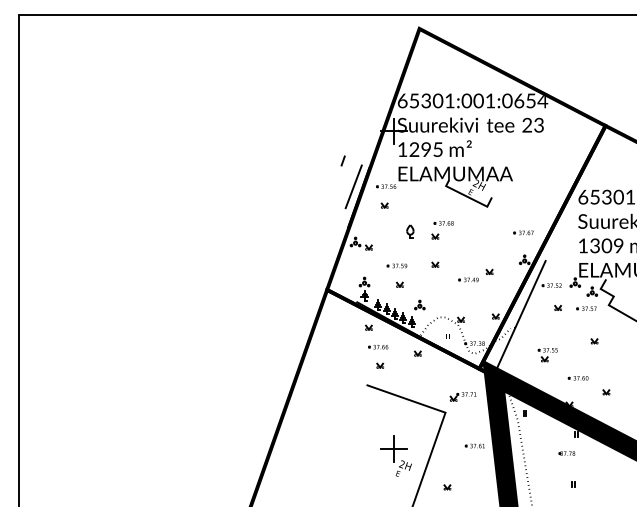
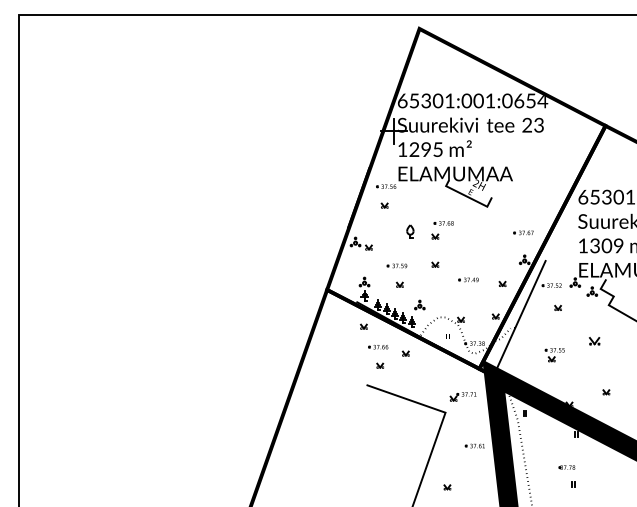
line: present -> none (342, 160)
line: present -> none (353, 186)
part position: (489, 271) -> (502, 283) (502, 283)
part: present -> none (586, 308)
part position: (368, 327) -> (363, 326) (363, 326)
part size: 9x7 px -> 12x9 px (594, 341)
part position: (417, 353) -> (405, 353) (405, 353)
part position: (547, 355) -> (554, 355) (554, 355)
part: present -> none (577, 378)
part position: (566, 453) -> (566, 467) (566, 467)
part: present -> none (395, 455)
